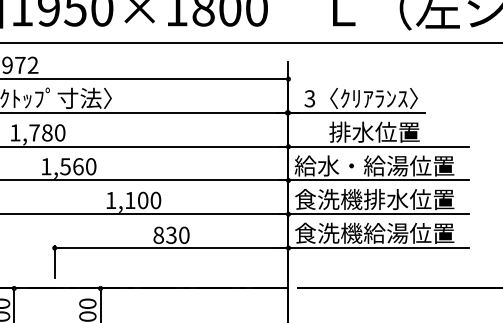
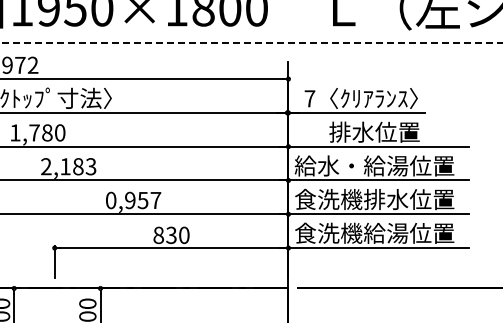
line: solid -> dashed (252, 42)
text: 3 -> 7 (309, 98)
text: 1,560 -> 2,183 (68, 166)
text: 1,100 -> 0,957 (133, 200)
